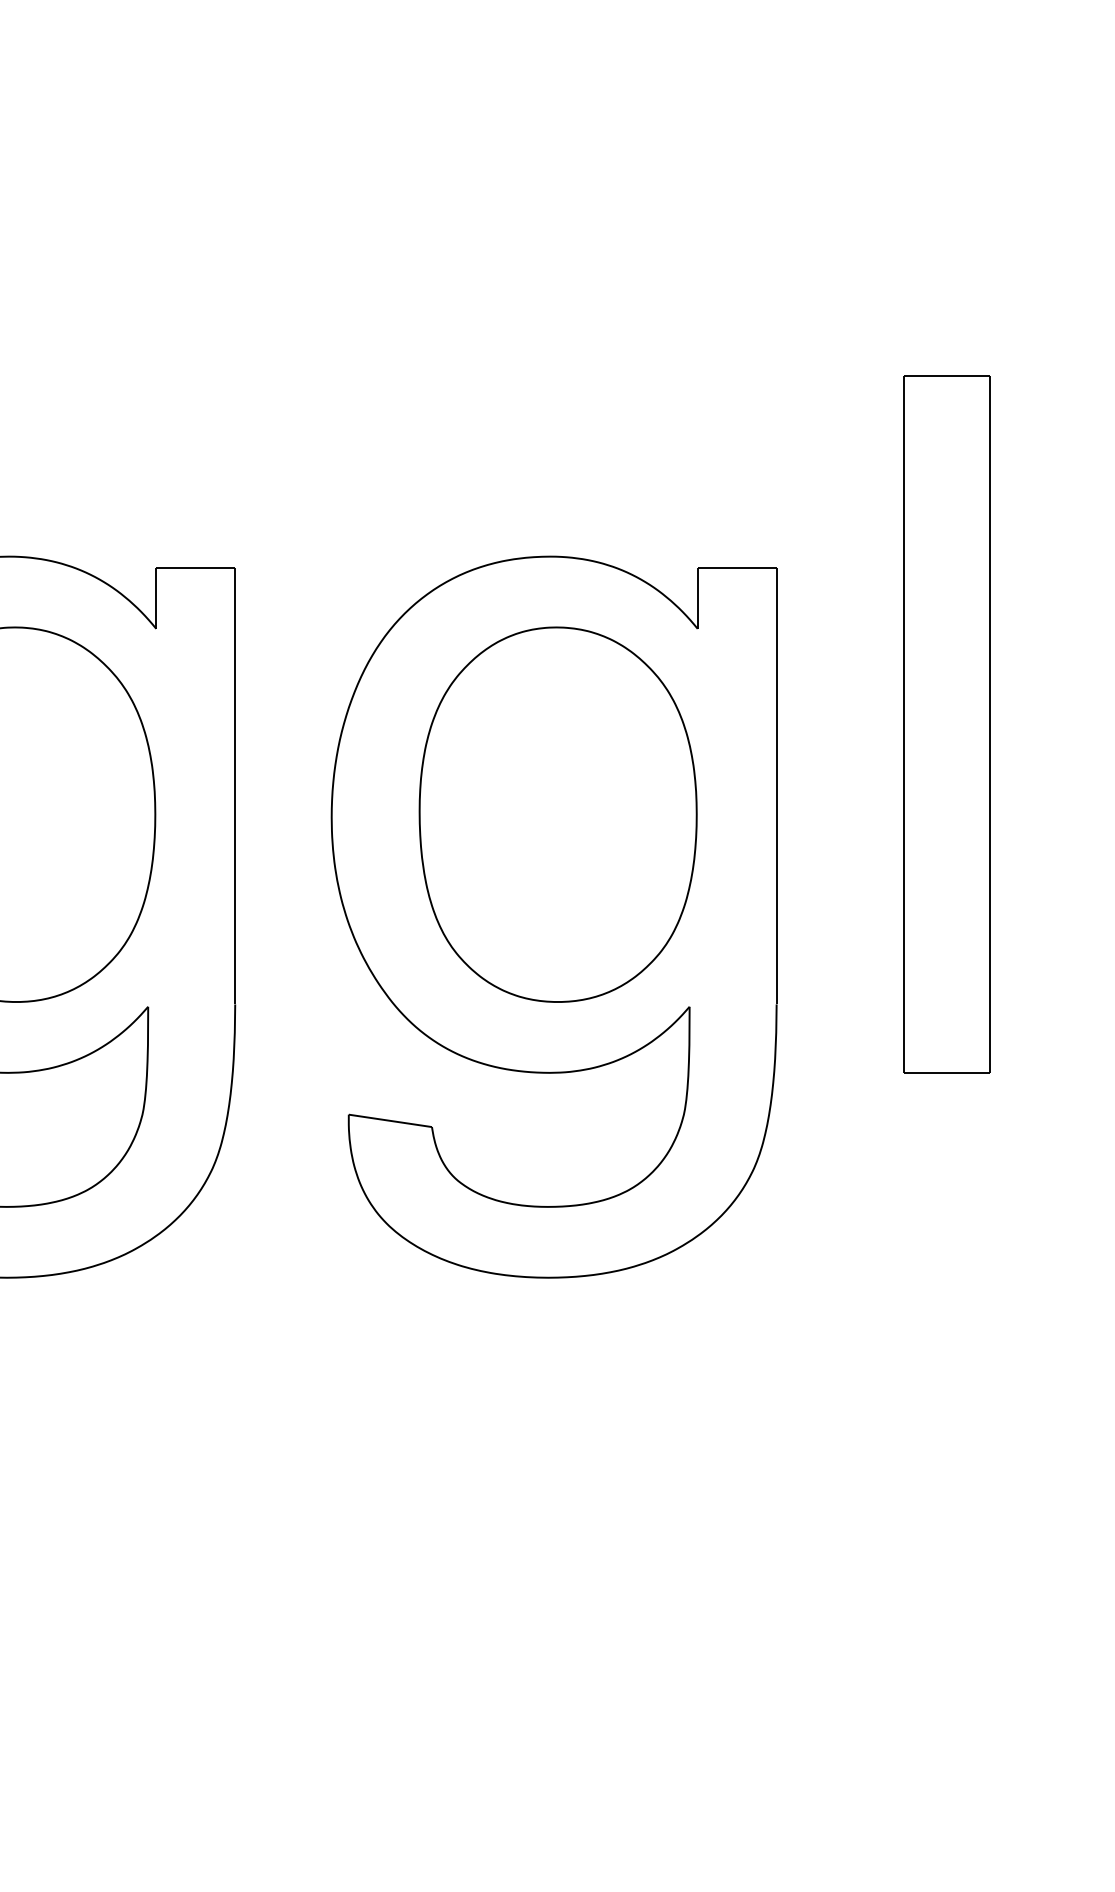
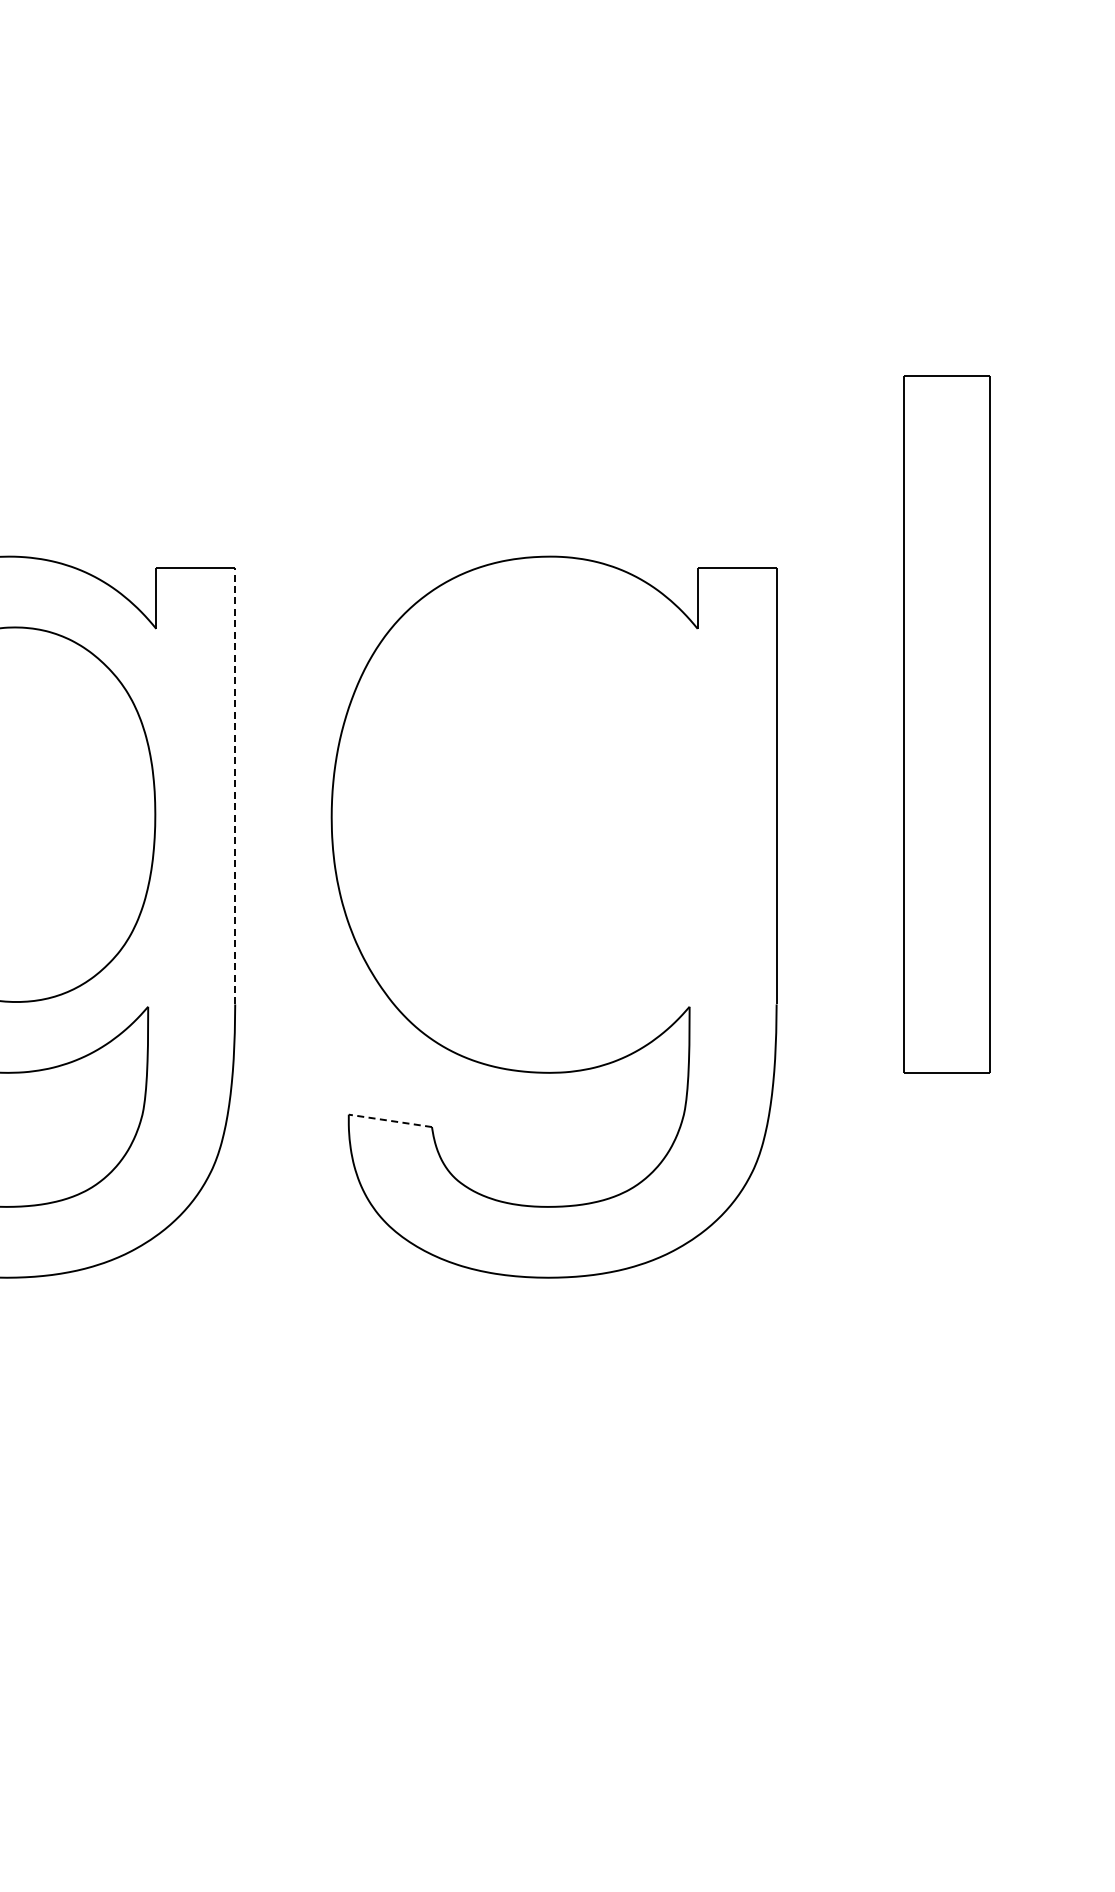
line: solid -> dashed (235, 785)
part: present -> none (557, 814)
line: solid -> dashed (389, 1120)
